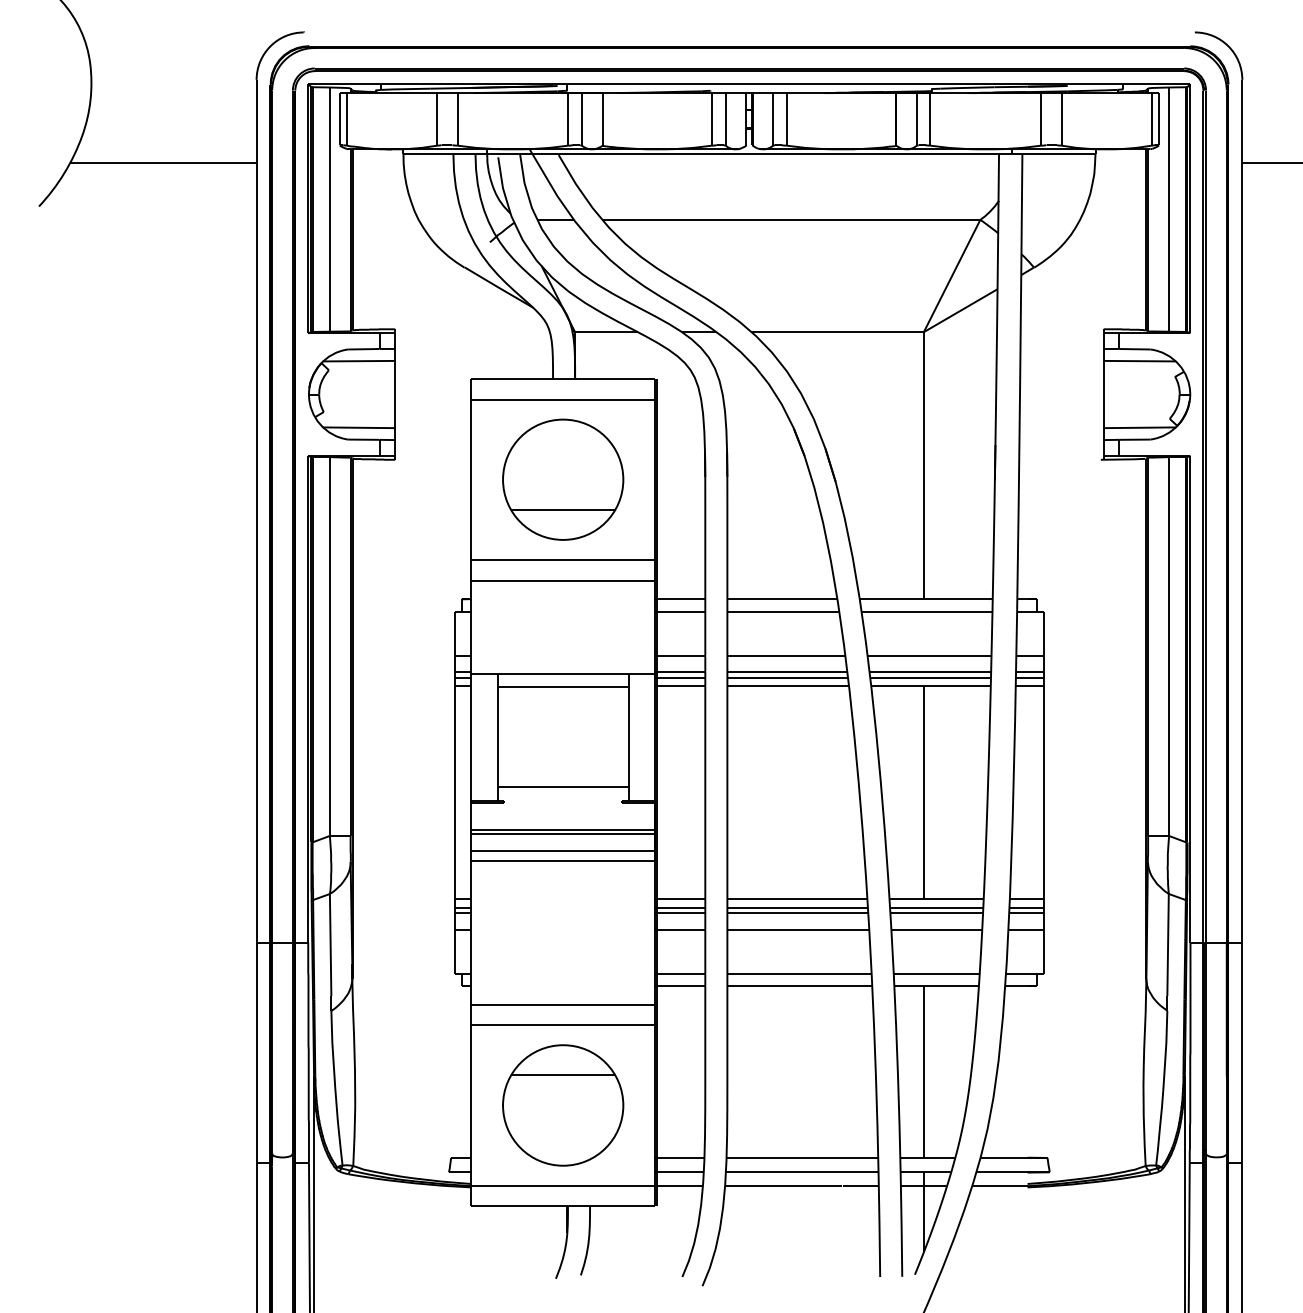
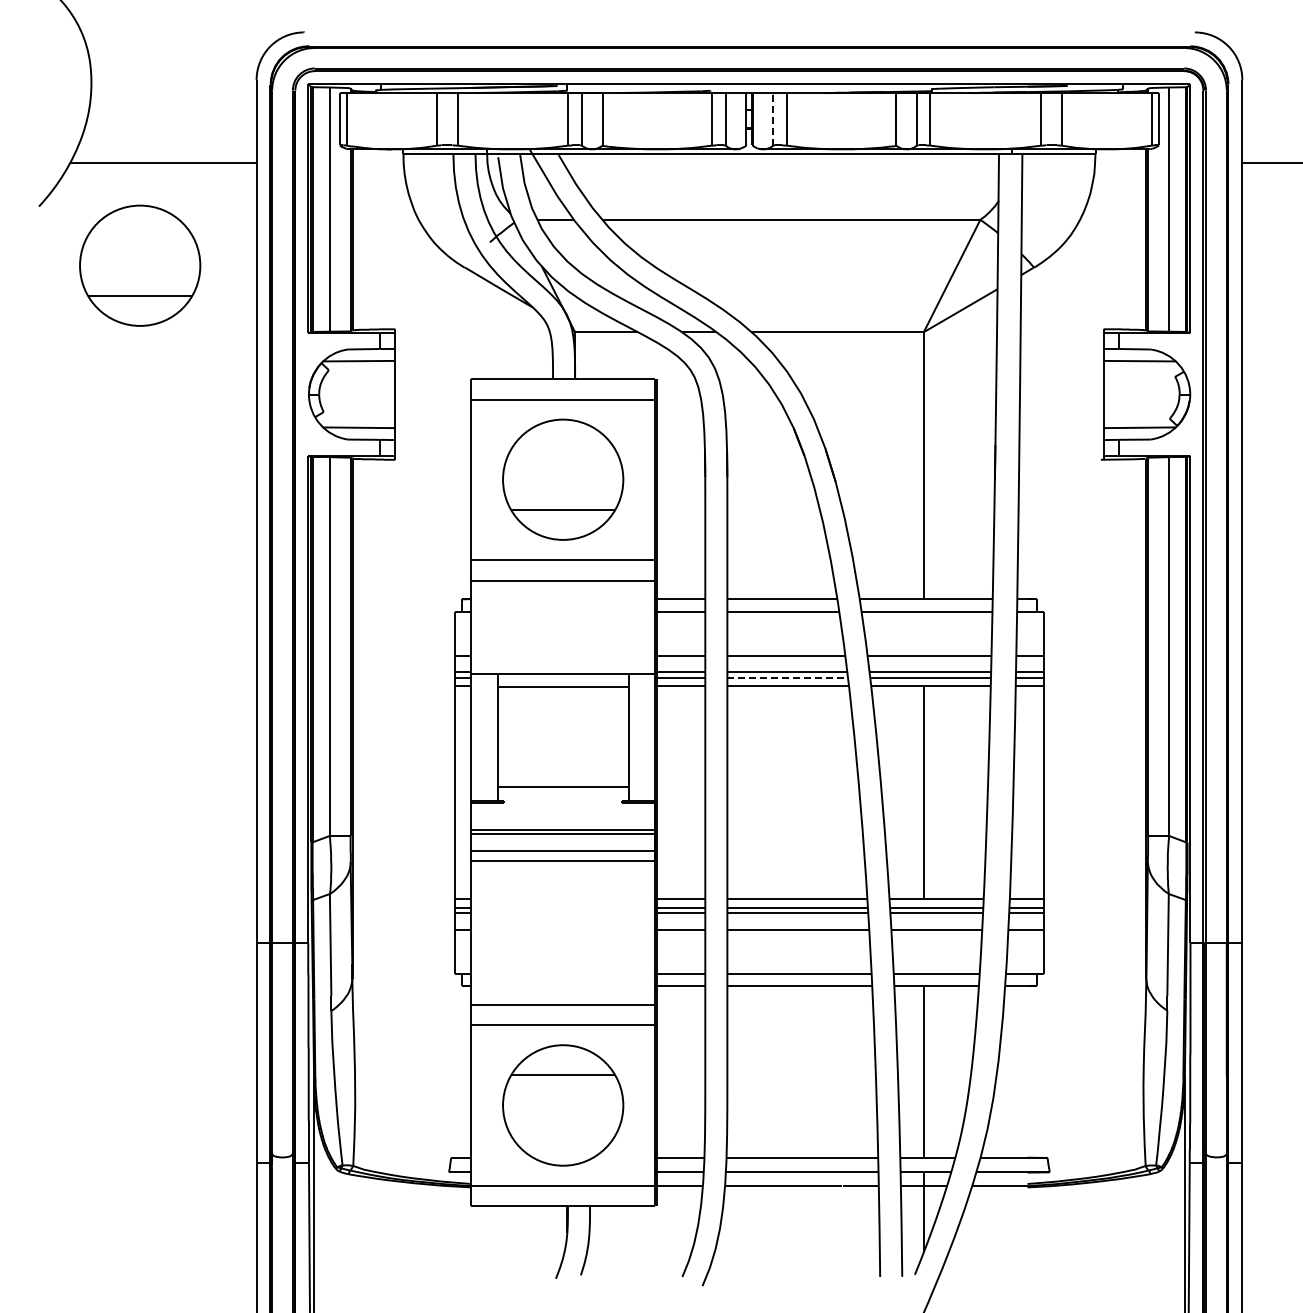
line: solid -> dashed (773, 118)
part: none -> present (140, 265)
line: solid -> dashed (788, 677)
